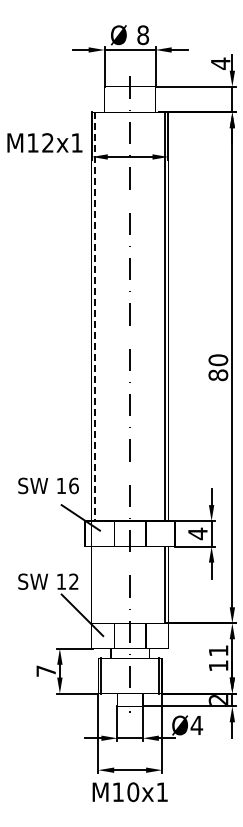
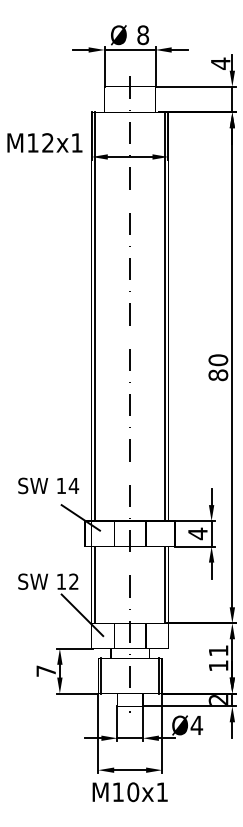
line: dashed -> solid (95, 317)
text: 16 -> 14 (73, 485)
line: none -> present (95, 584)
